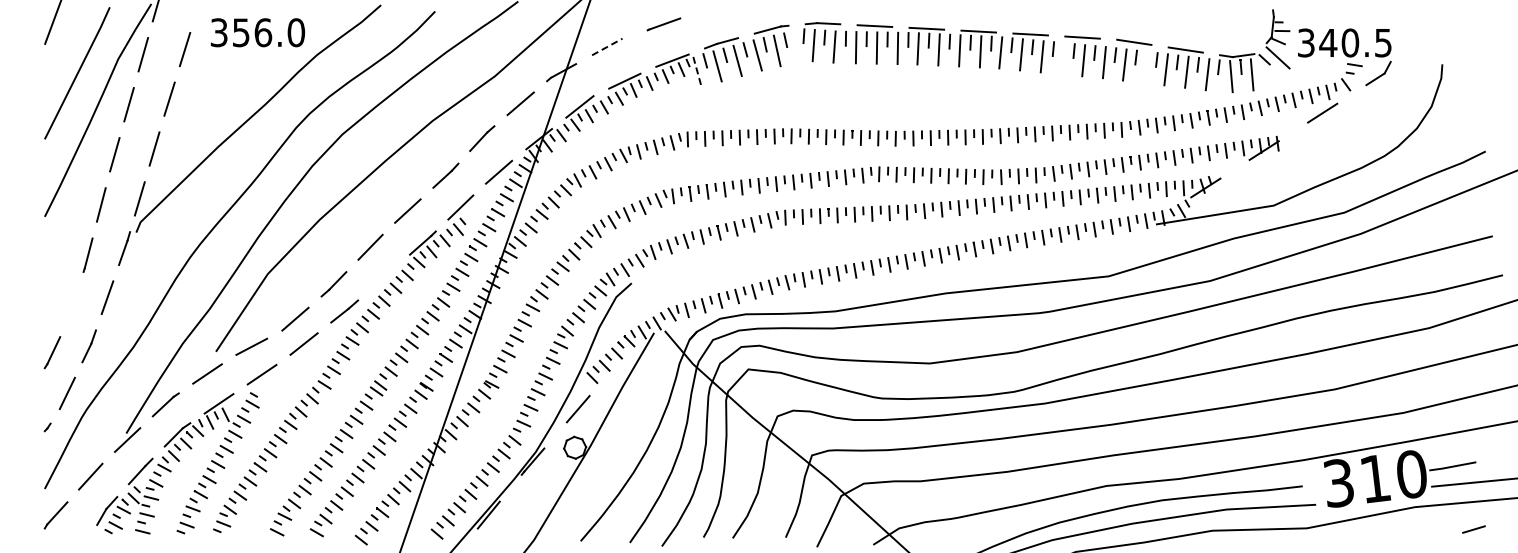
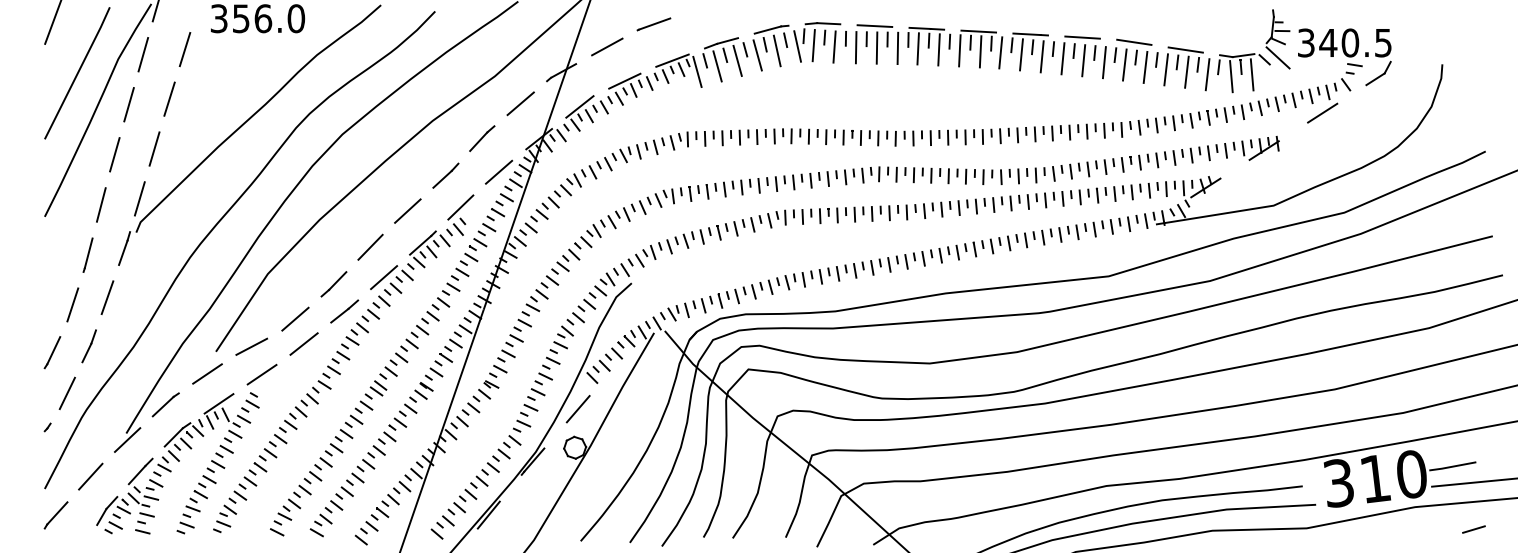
line position: (663, 24) -> (653, 24) (653, 24)
text position: (258, 32) -> (258, 18) (258, 18)
line: dashed -> solid (607, 46)
line: none -> present (797, 46)
line: none -> present (1062, 58)
line: none -> present (1145, 66)
line: dashed -> solid (697, 71)
line: none -> present (384, 277)
line: none -> present (72, 304)
